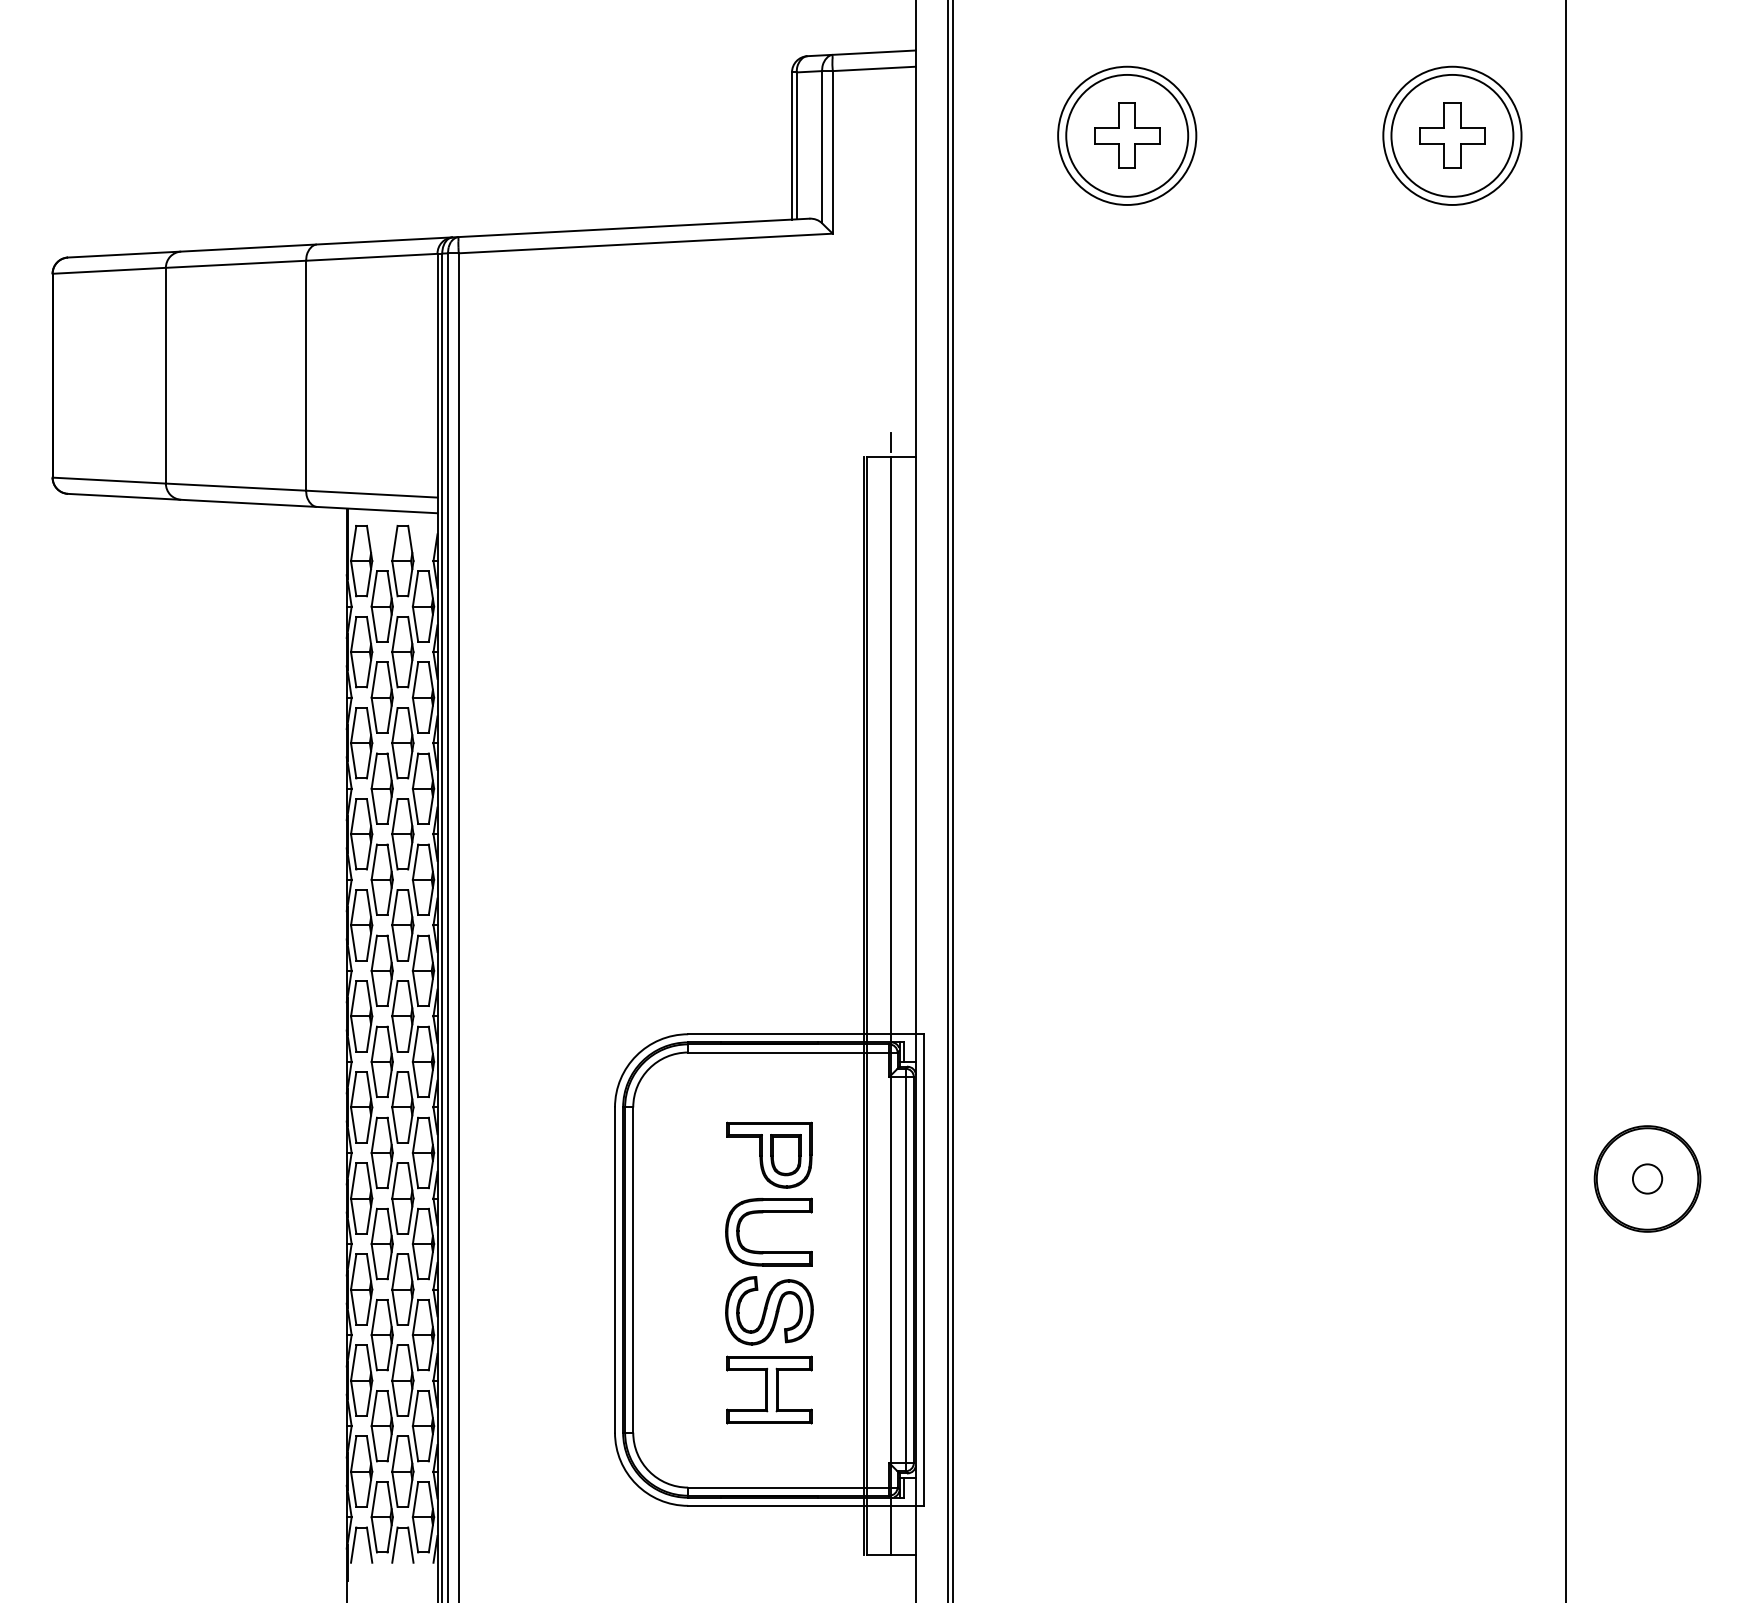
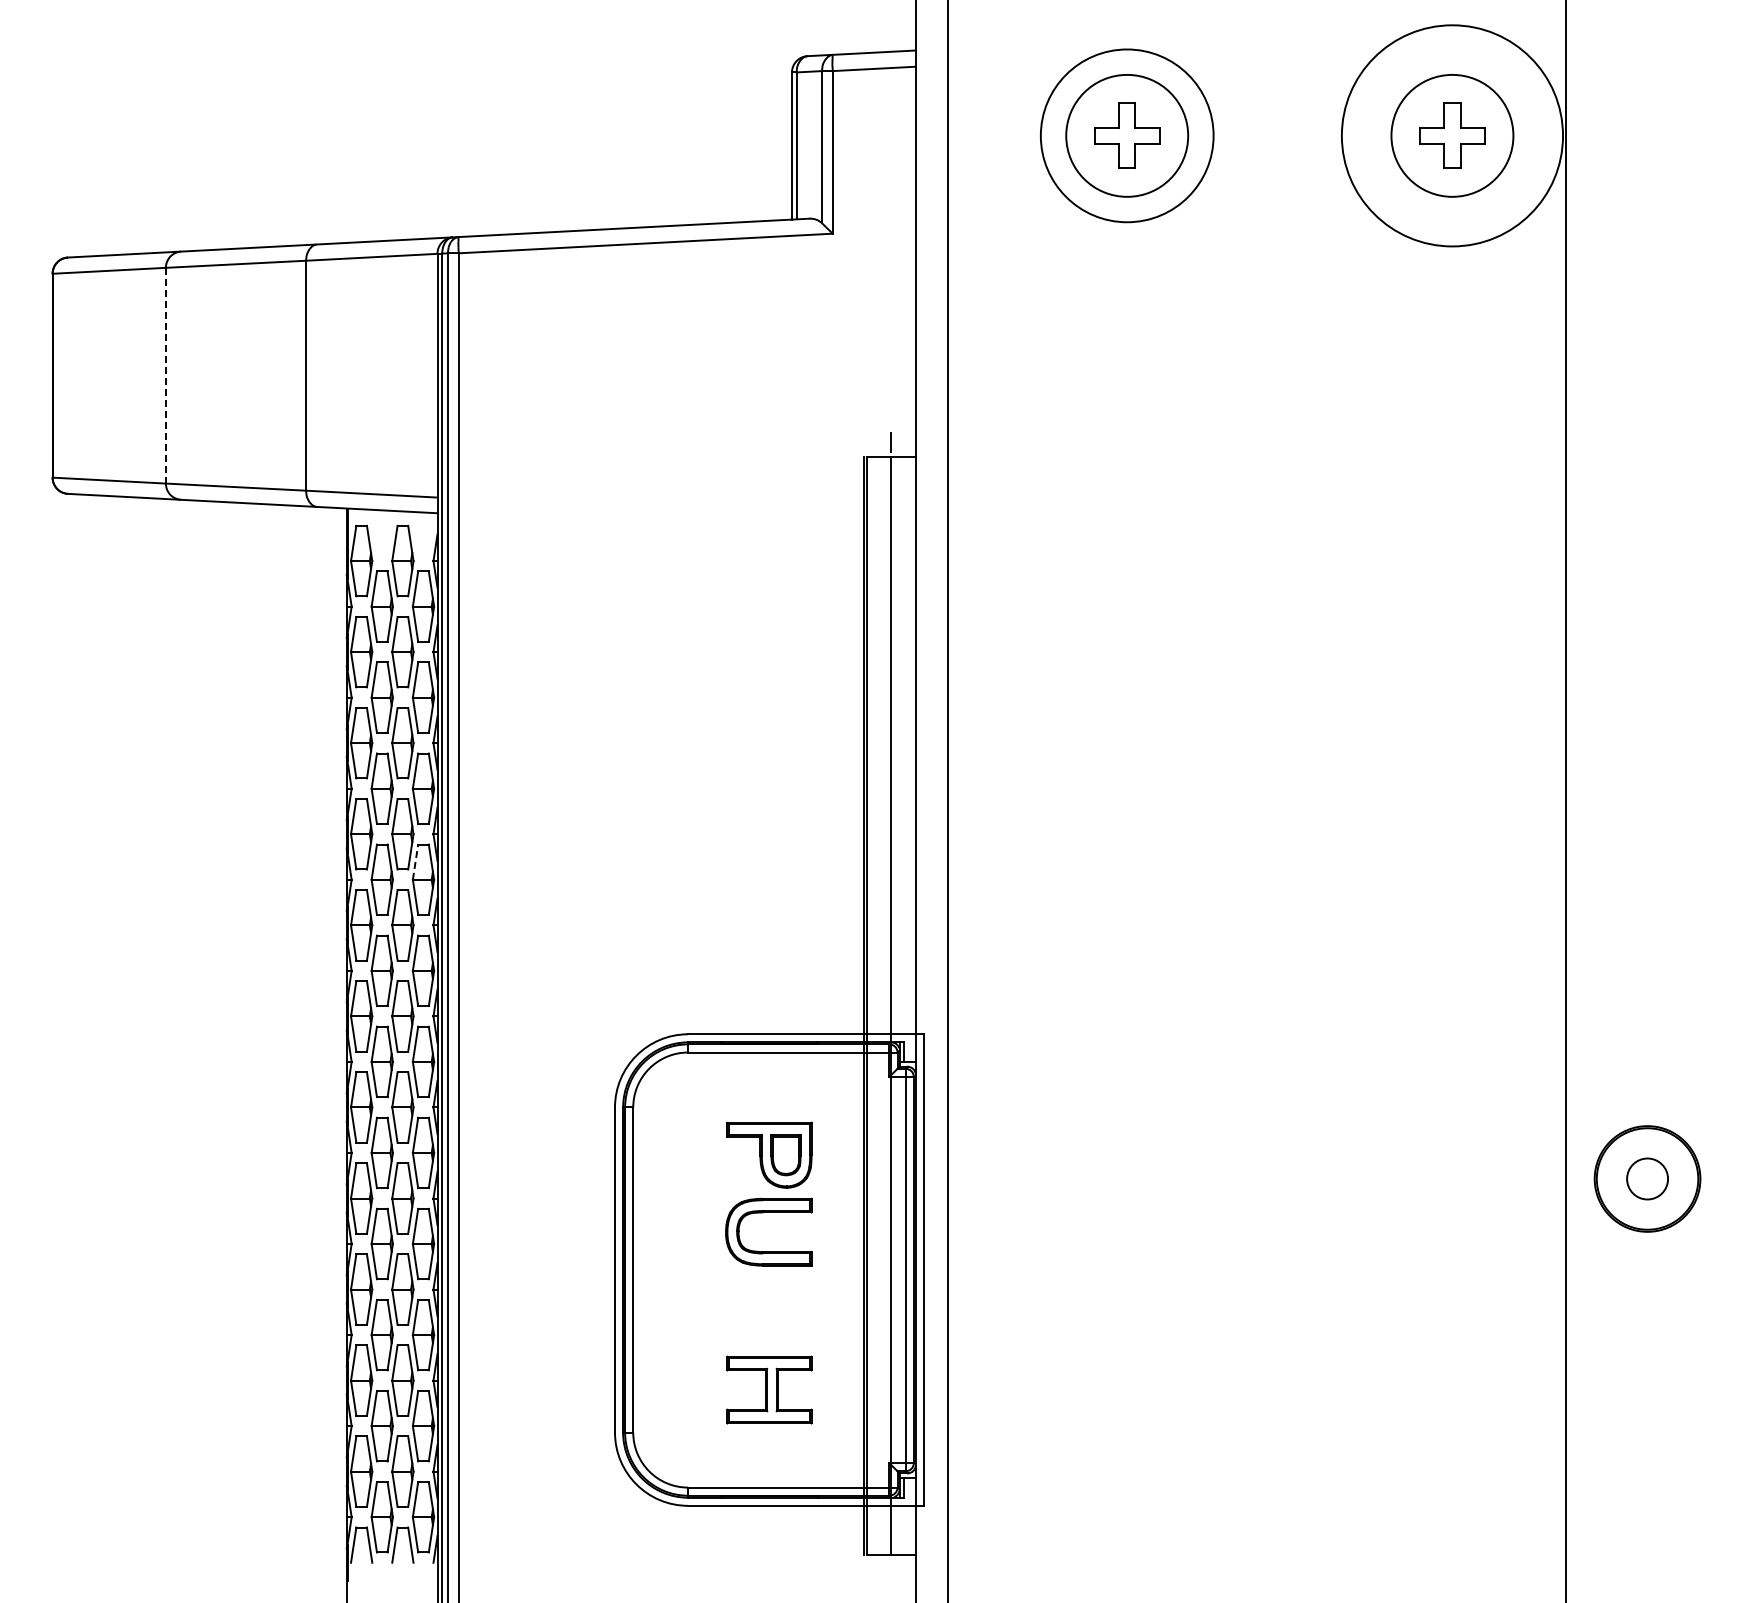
circle diameter: 138 px -> 173 px (1126, 135)
circle diameter: 138 px -> 221 px (1452, 135)
line: solid -> dashed (165, 375)
line: present -> none (953, 800)
line: solid -> dashed (415, 862)
circle diameter: 29 px -> 41 px (1647, 1178)
part: present -> none (769, 1310)
